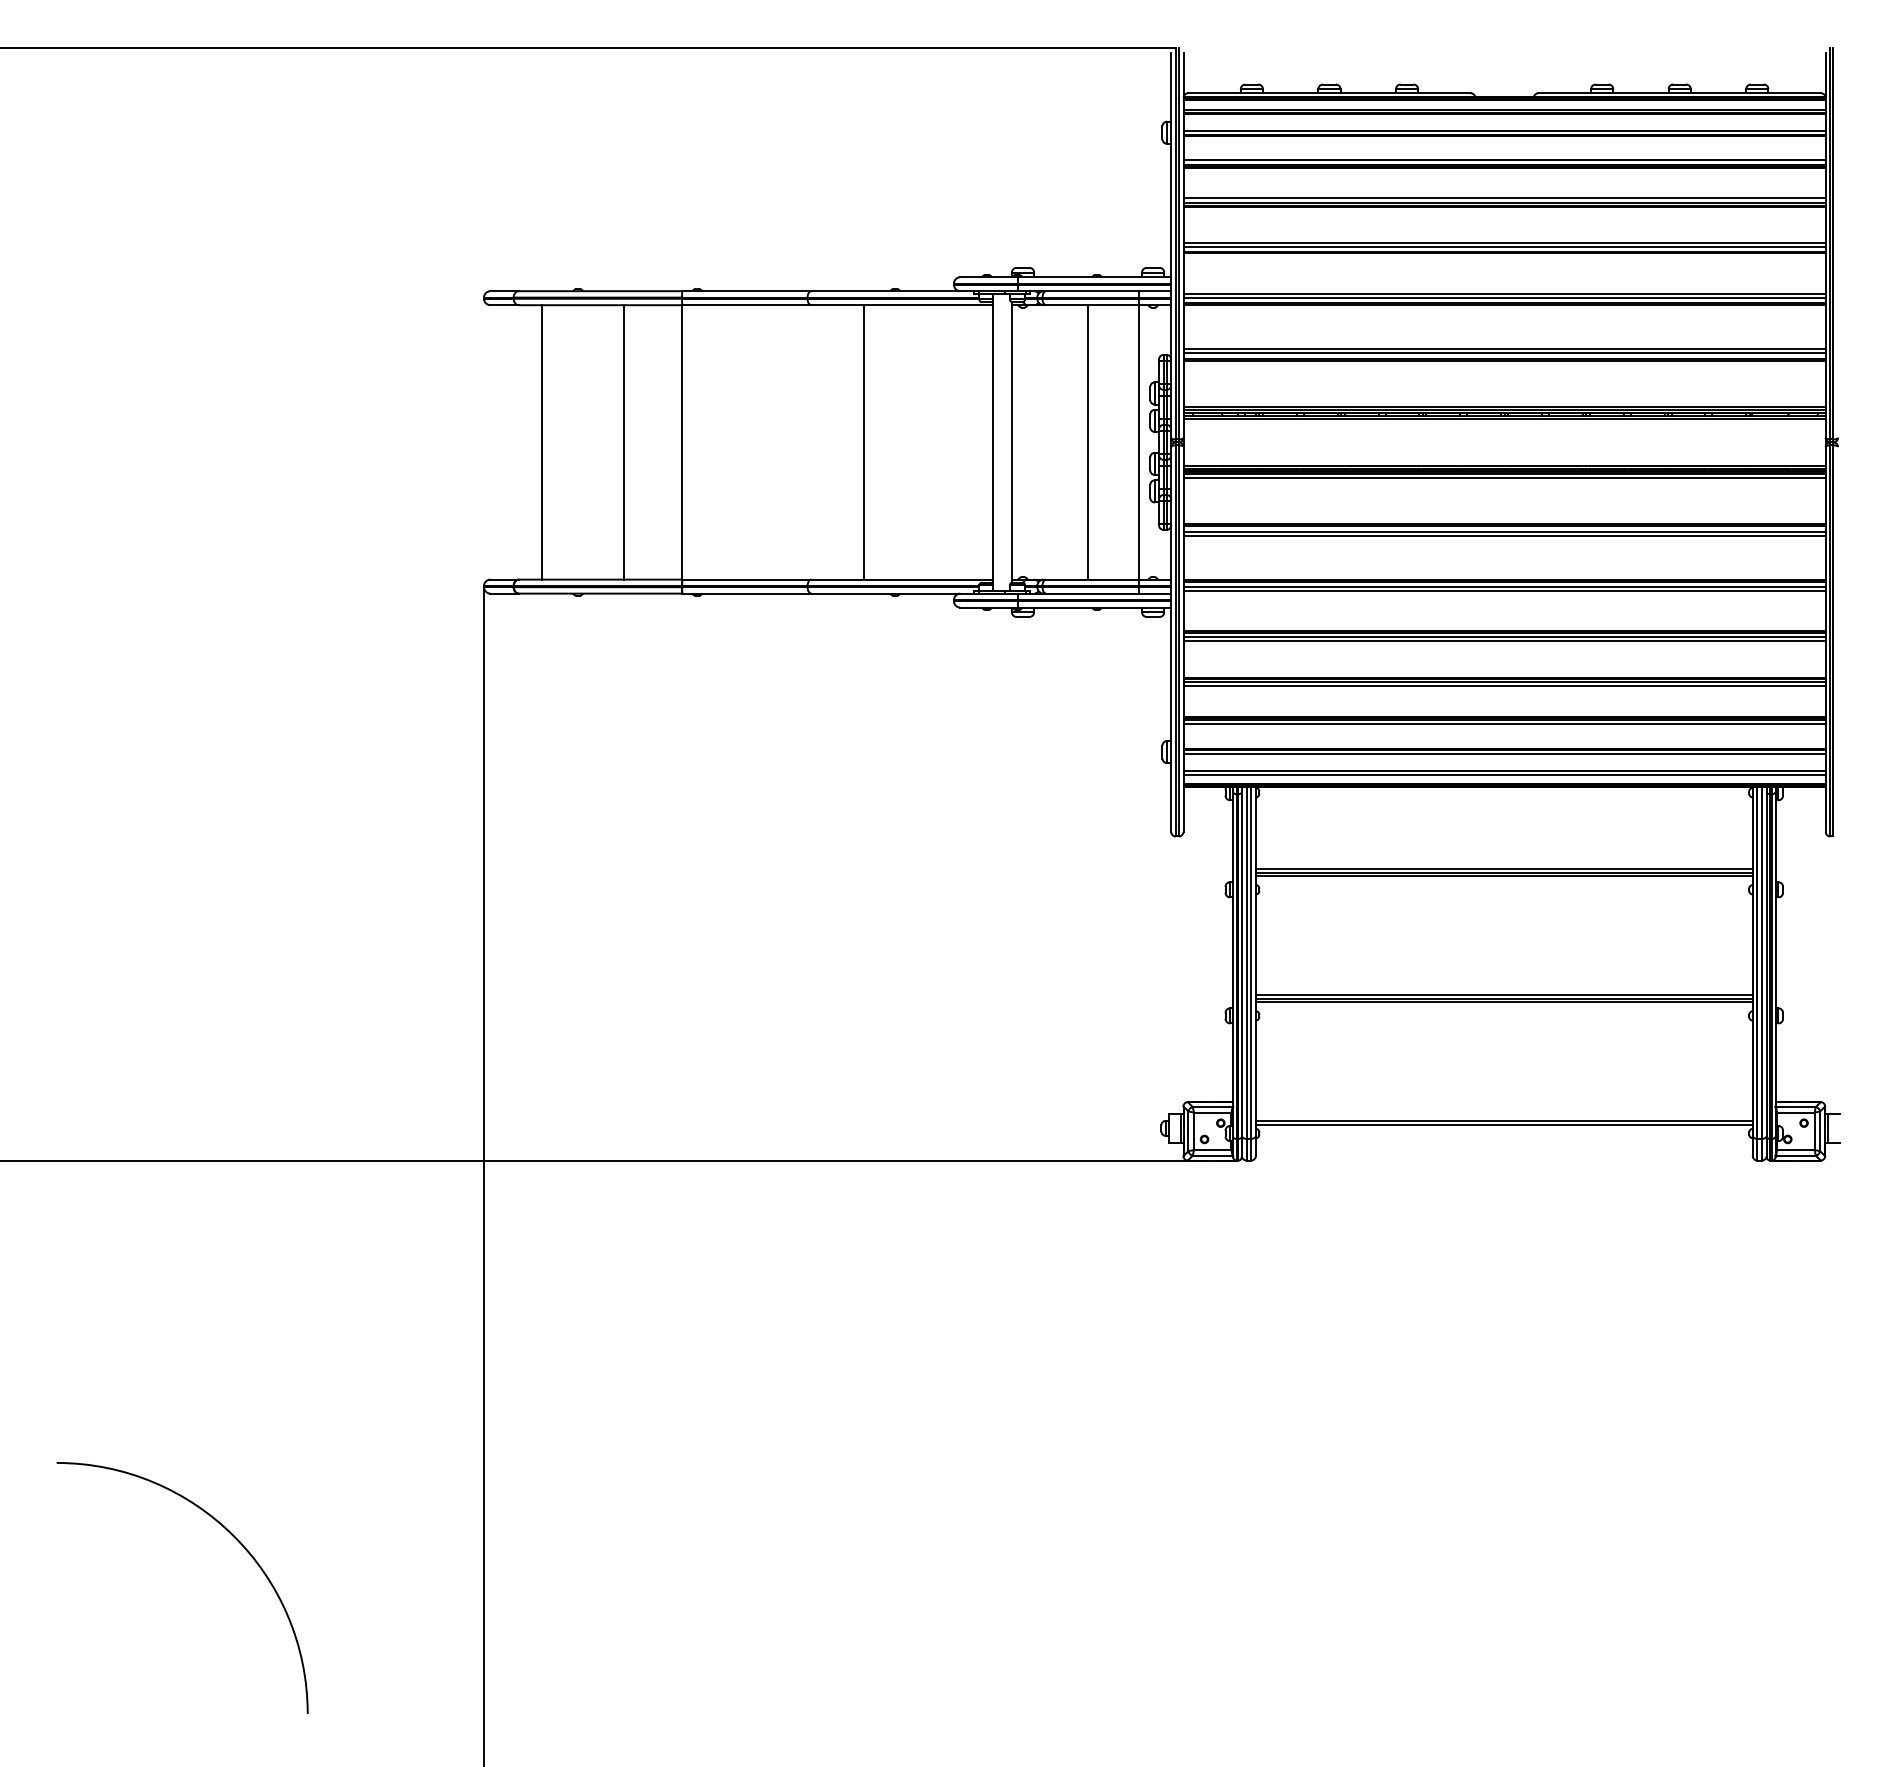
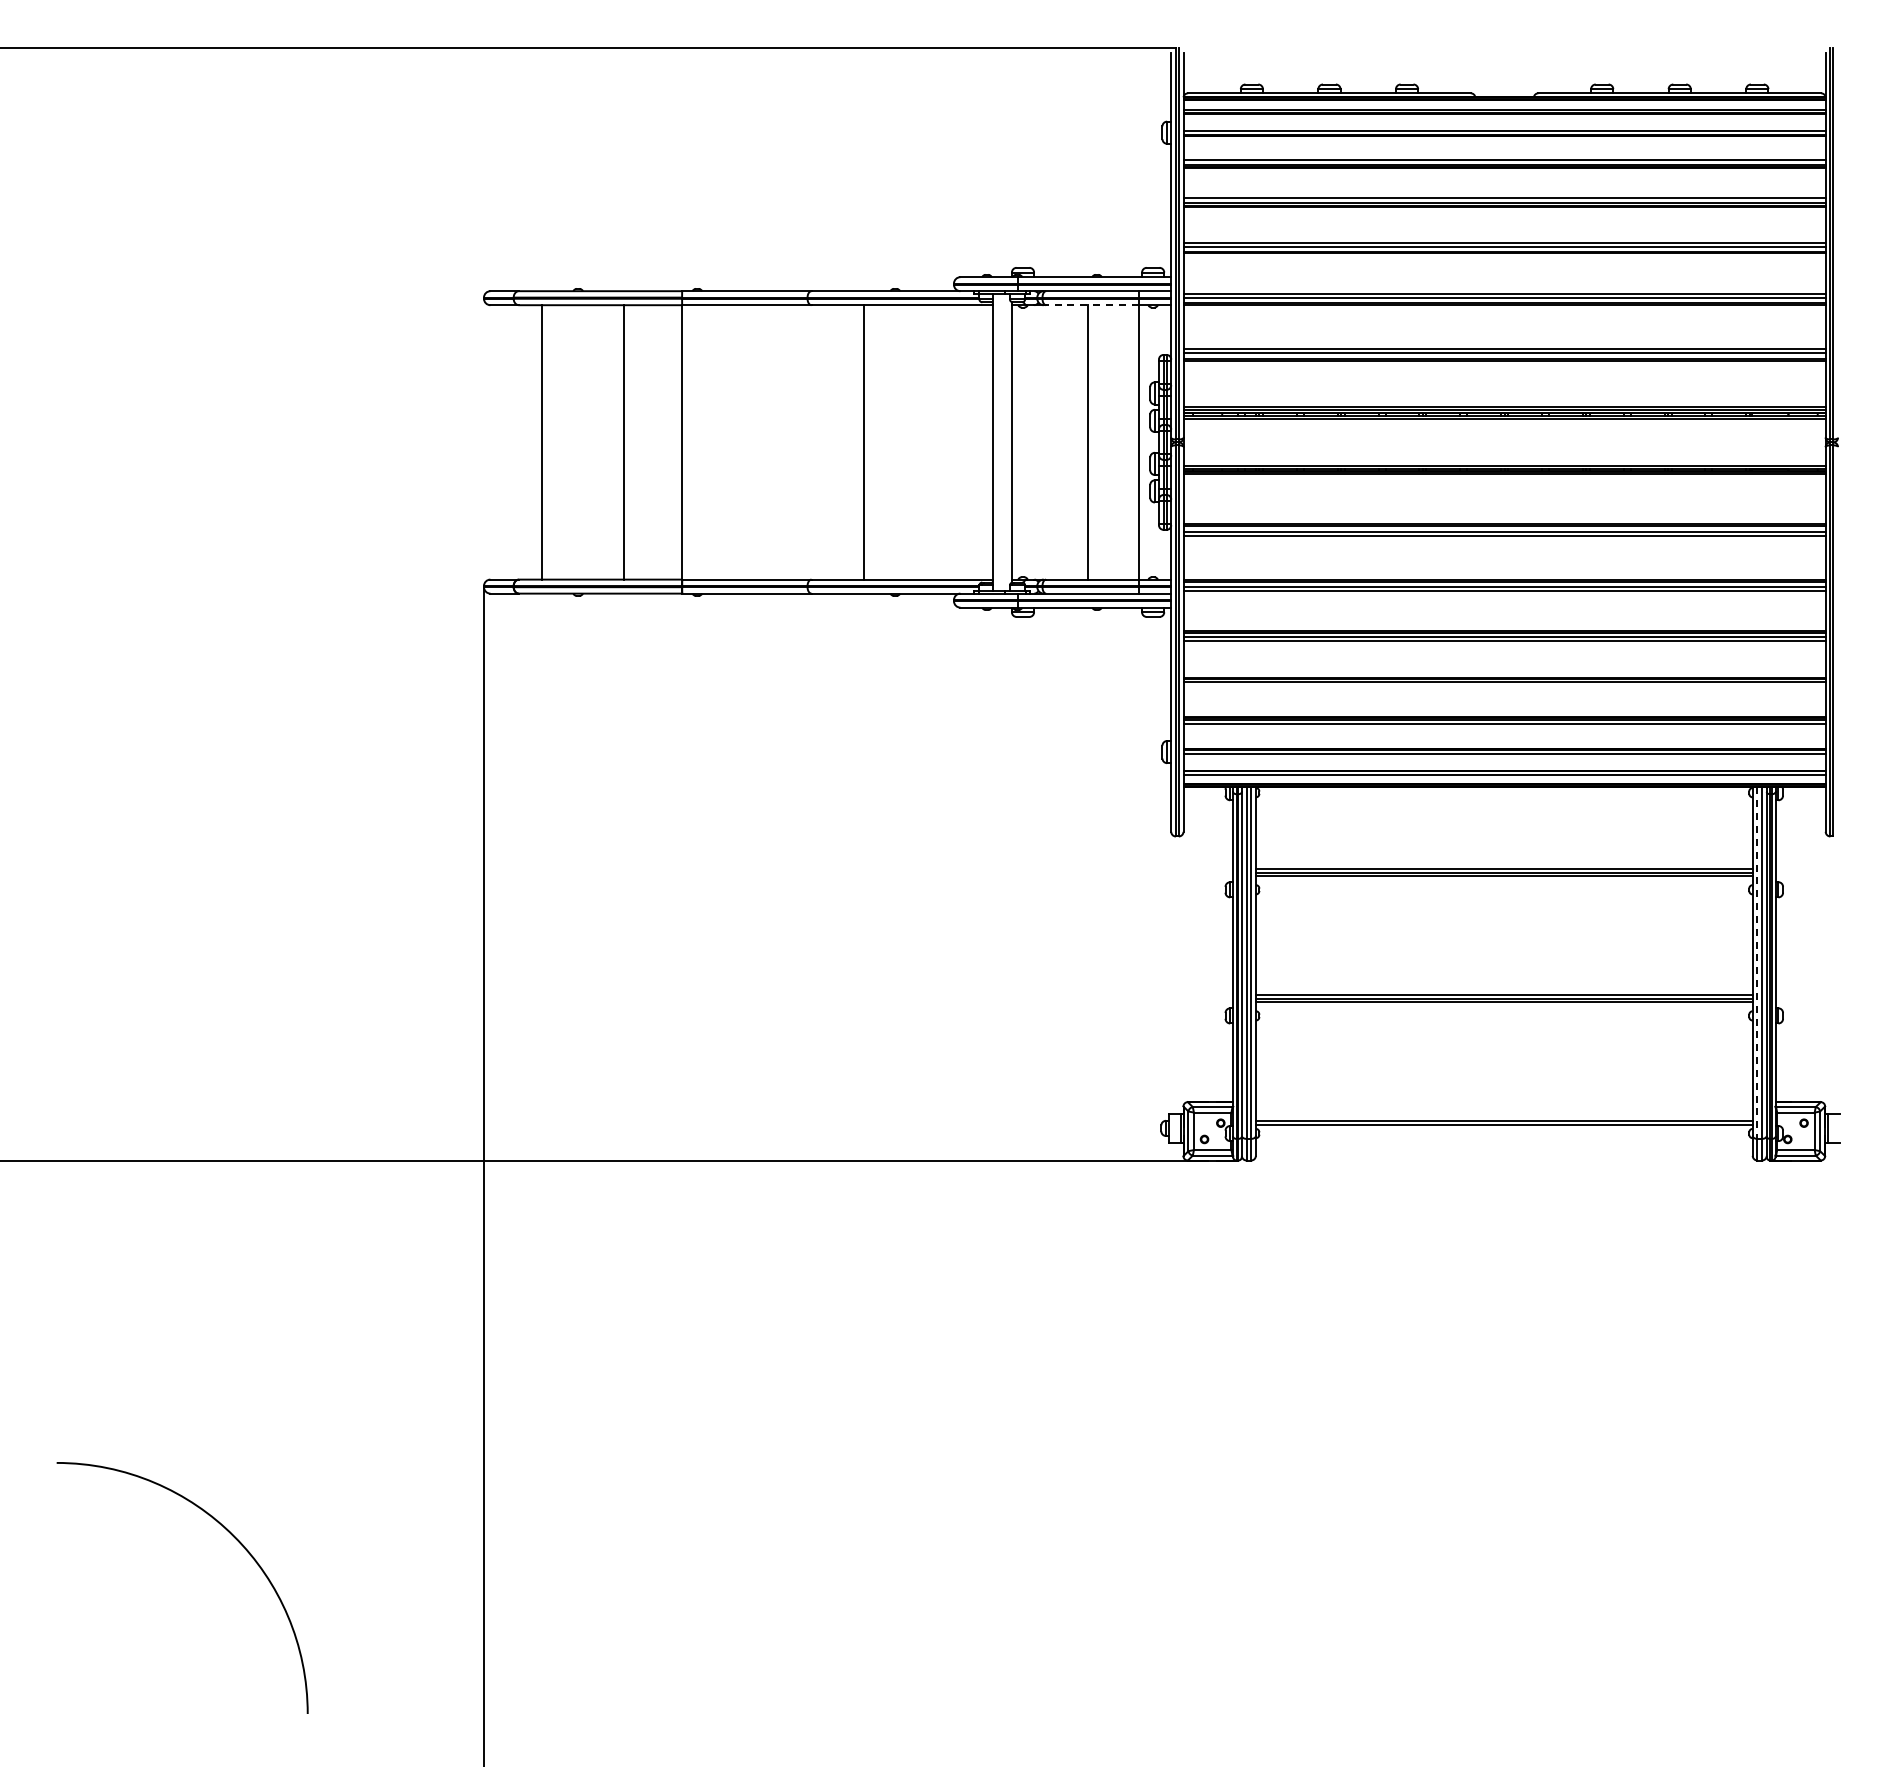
line: solid -> dashed (1091, 305)
line: present -> none (1504, 477)
line: present -> none (1504, 686)
line: solid -> dashed (1757, 963)
